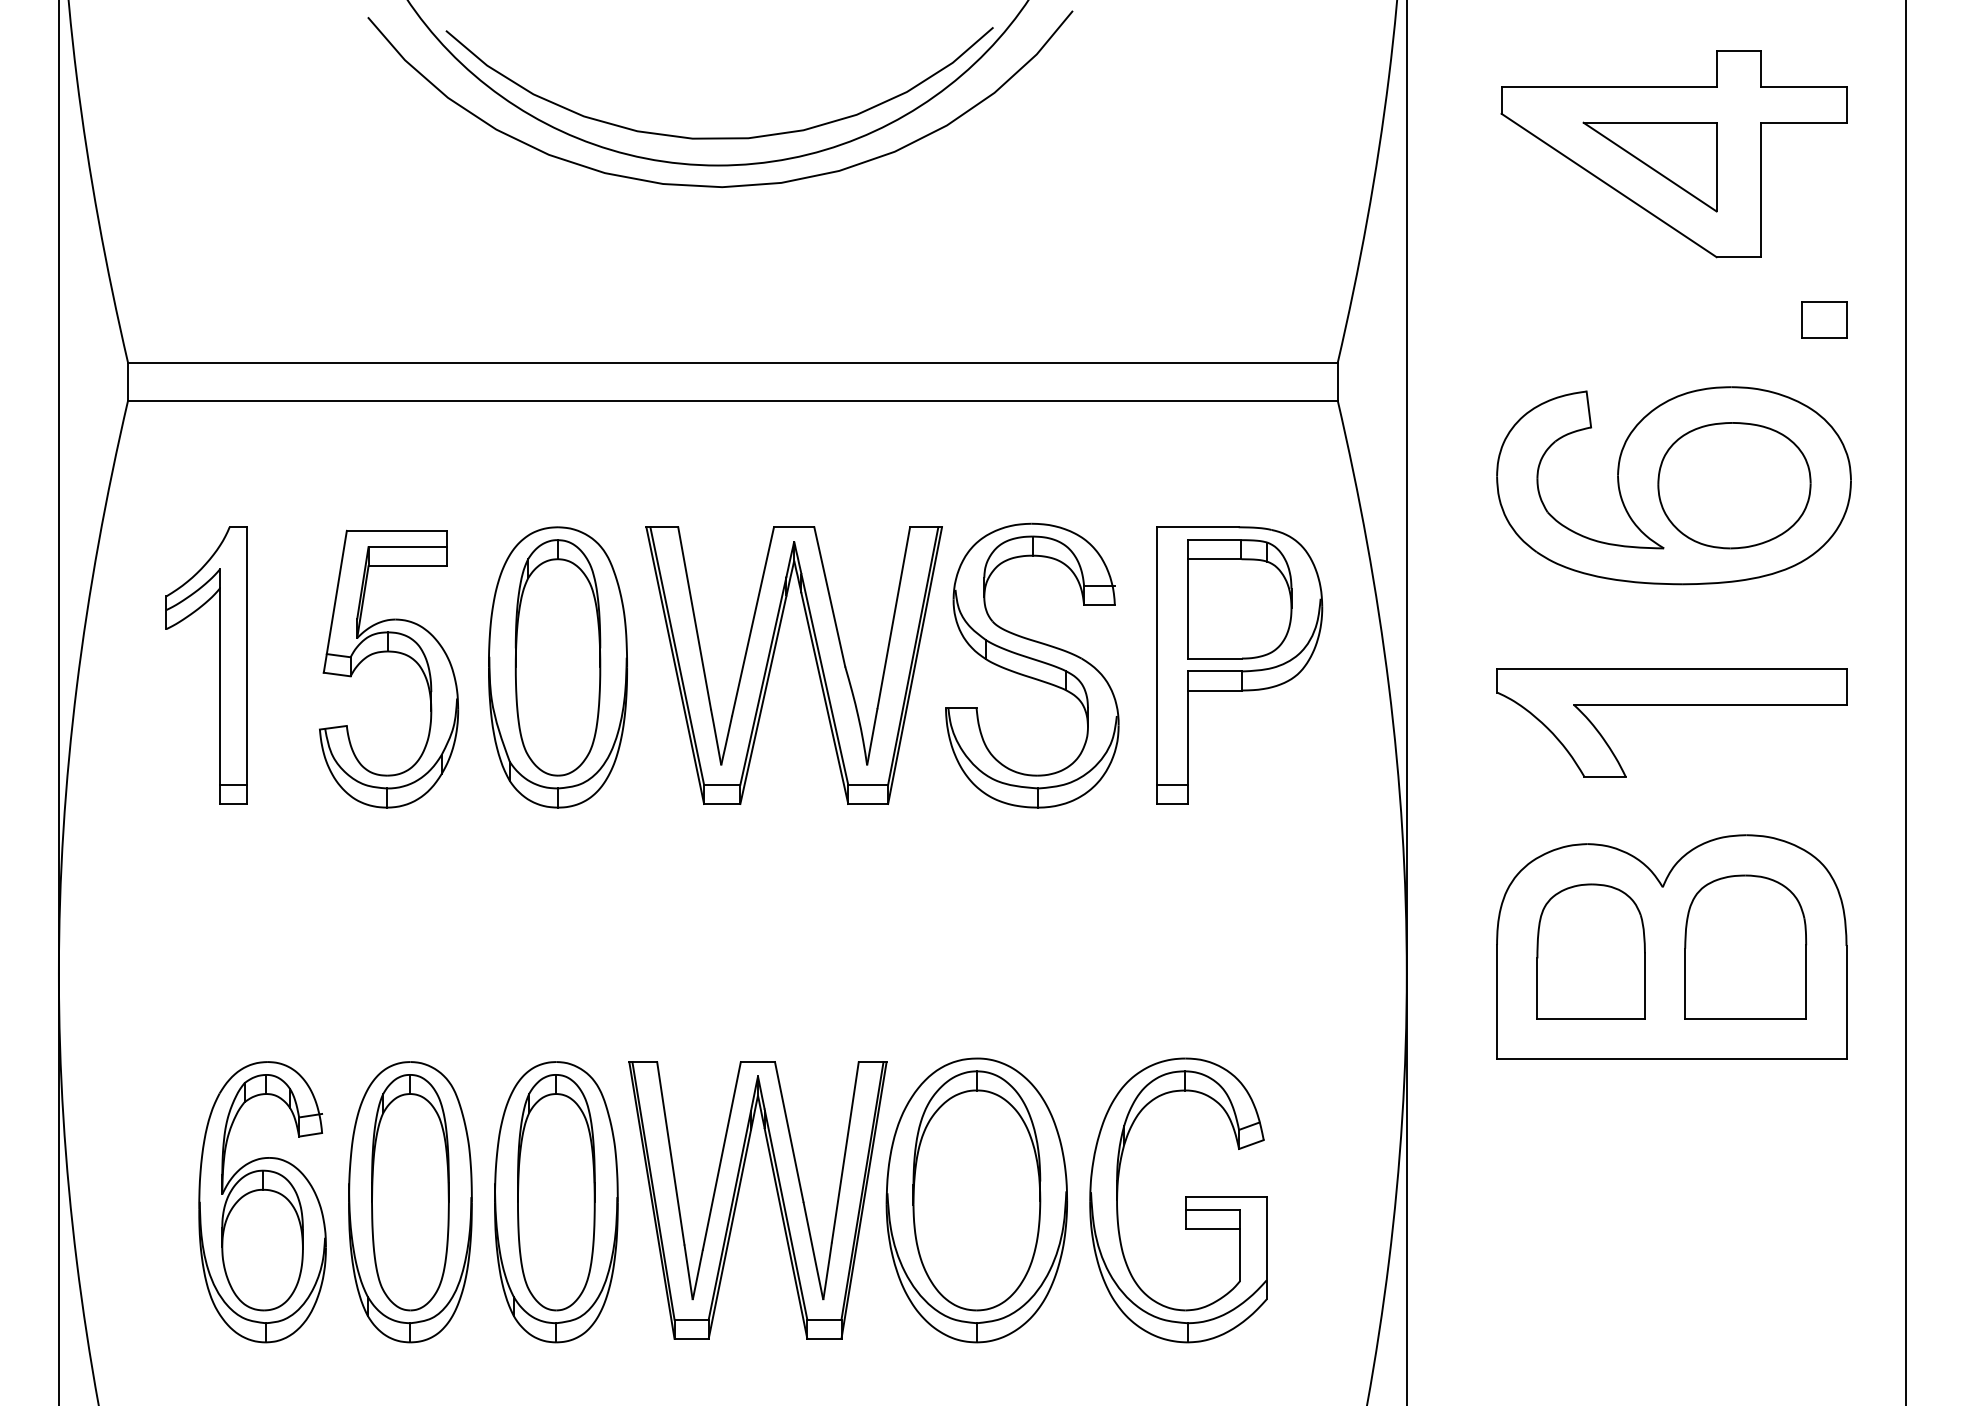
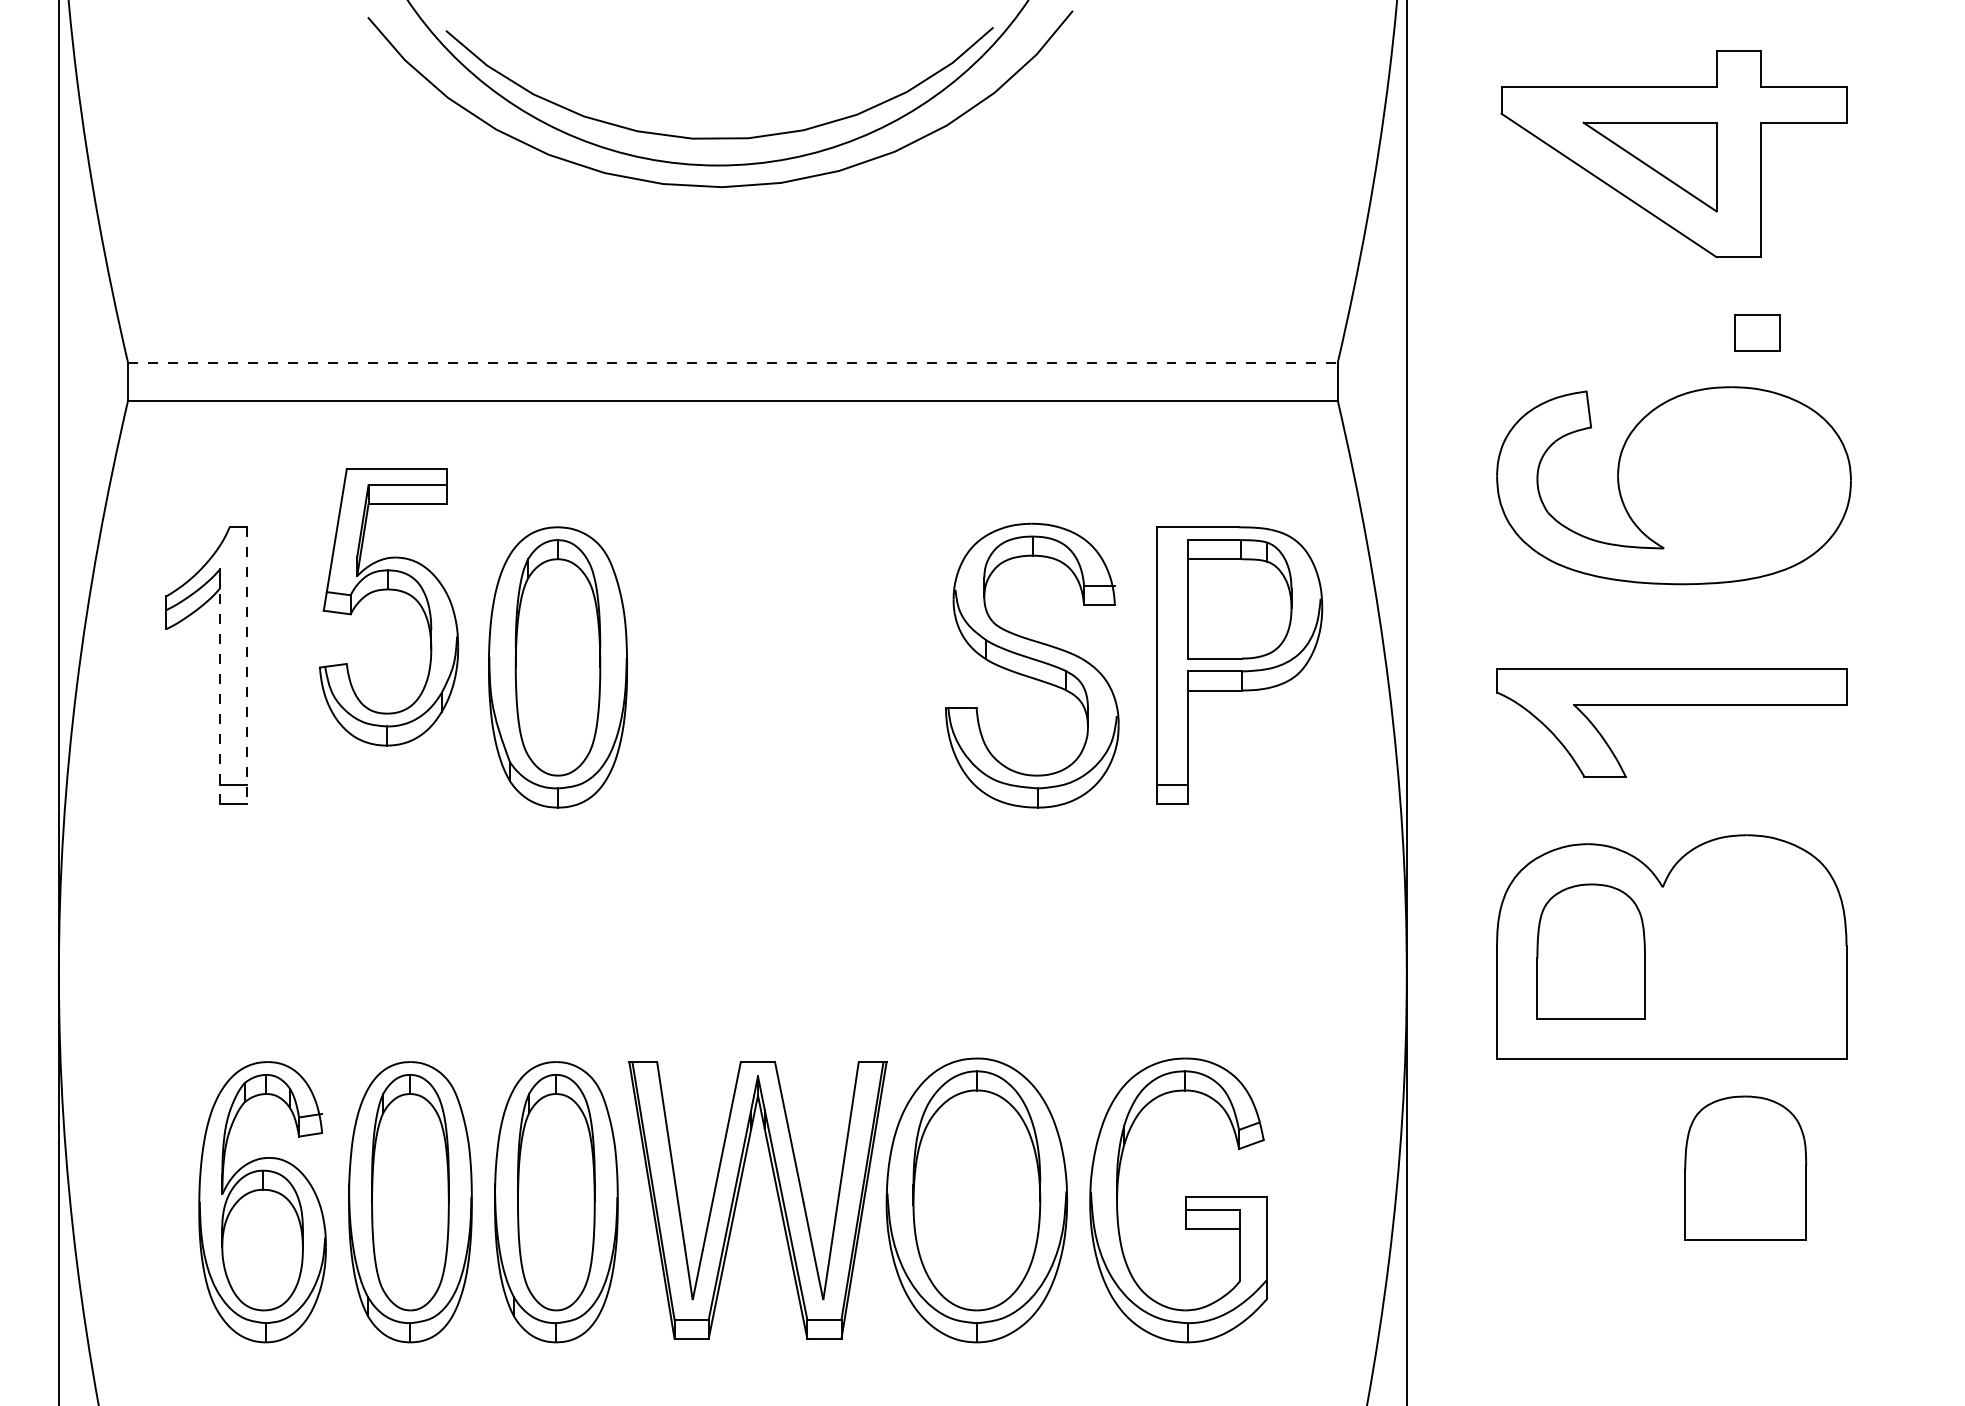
part position: (1824, 319) -> (1757, 332) (1757, 332)
line: solid -> dashed (732, 362)
part: present -> none (1734, 485)
part position: (389, 652) -> (389, 590) (389, 590)
part: present -> none (773, 660)
line: solid -> dashed (247, 666)
line: solid -> dashed (220, 696)
line: present -> none (1906, 702)
part position: (1745, 946) -> (1745, 1167) (1745, 1167)
